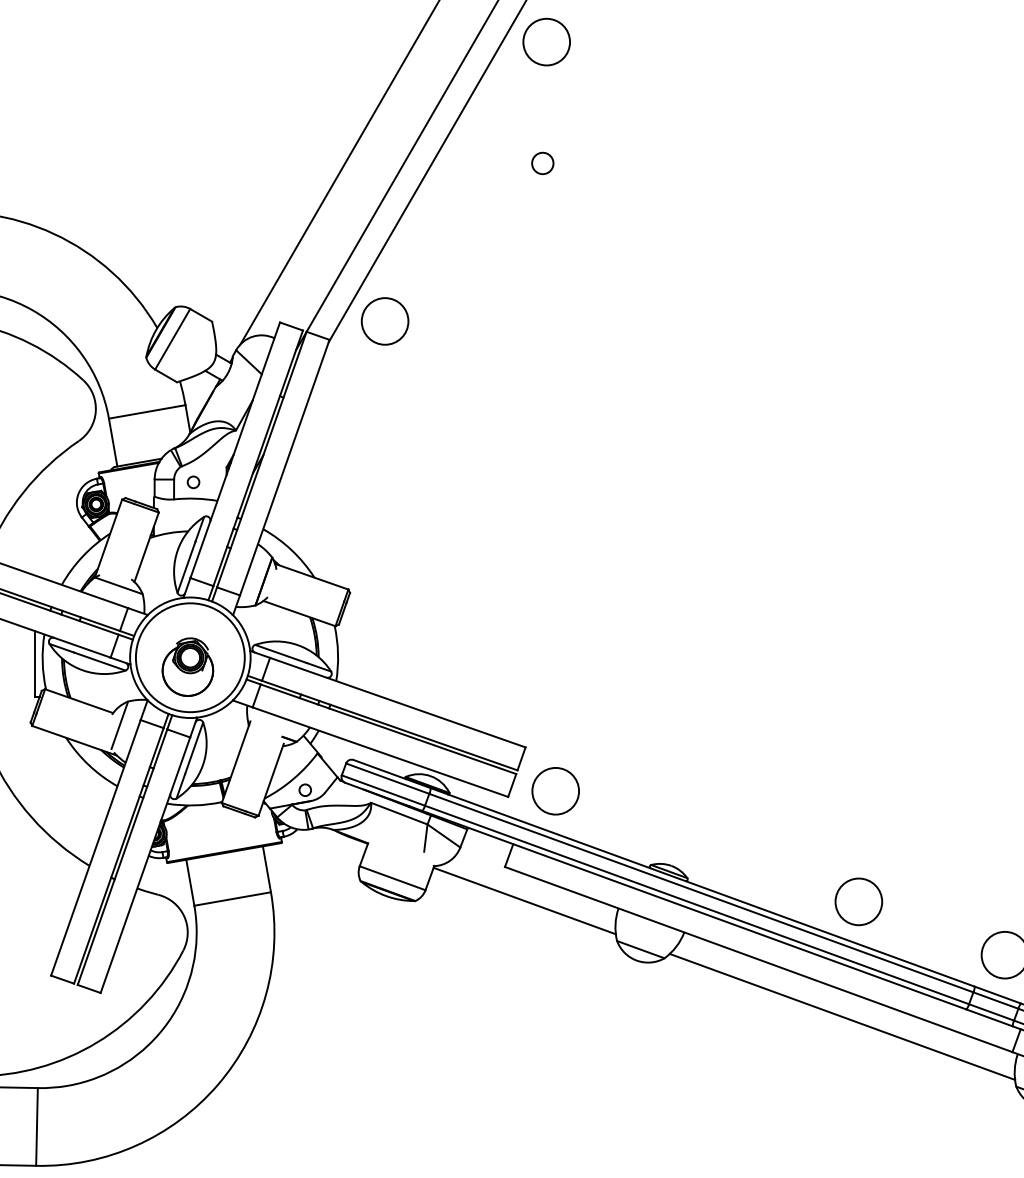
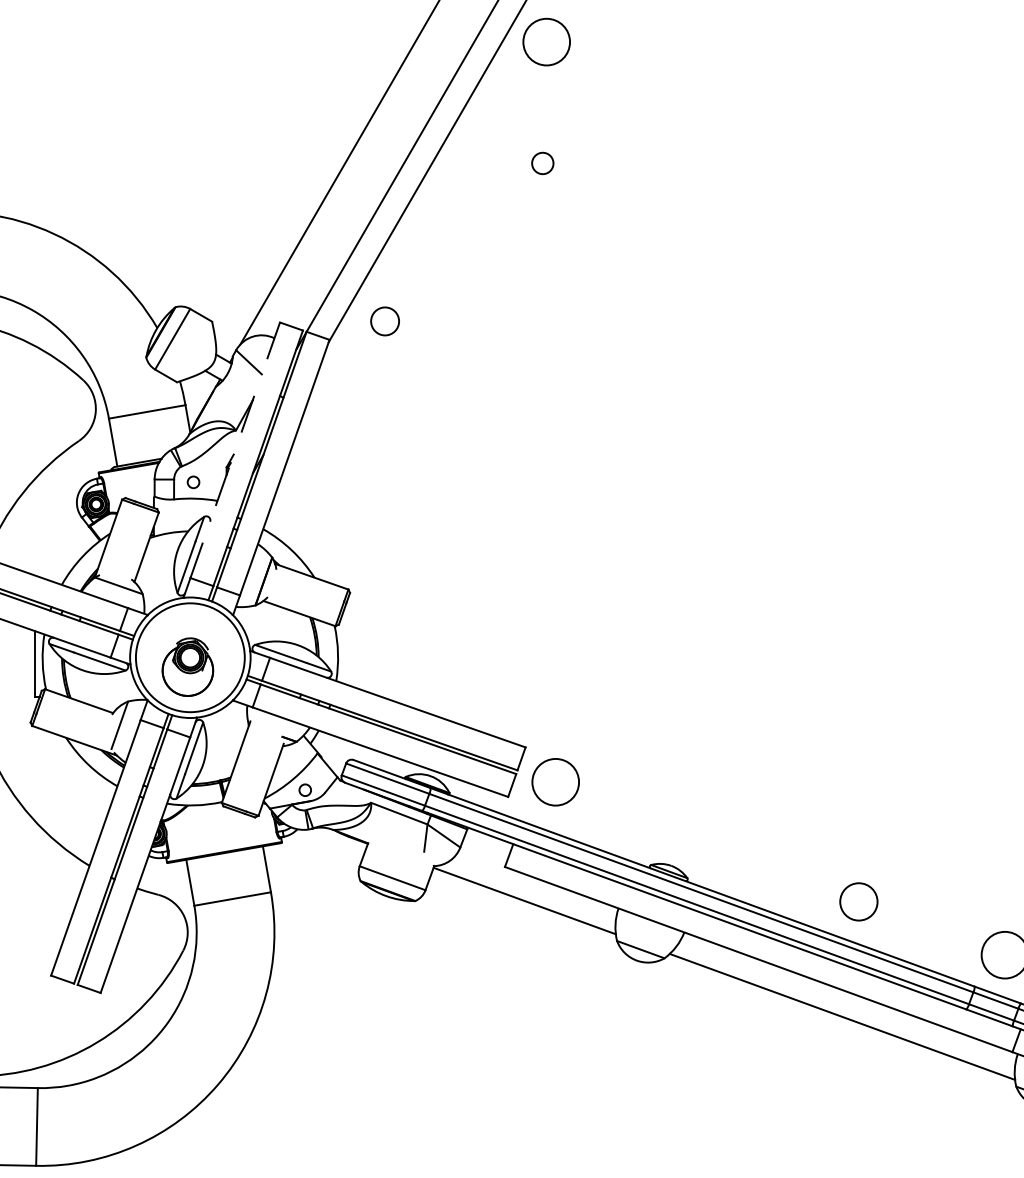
circle diameter: 47 px -> 28 px (385, 321)
line: solid -> dashed (235, 450)
circle position: (555, 791) -> (555, 782) (555, 782)
circle size: 50x50 px -> 40x40 px (858, 901)
